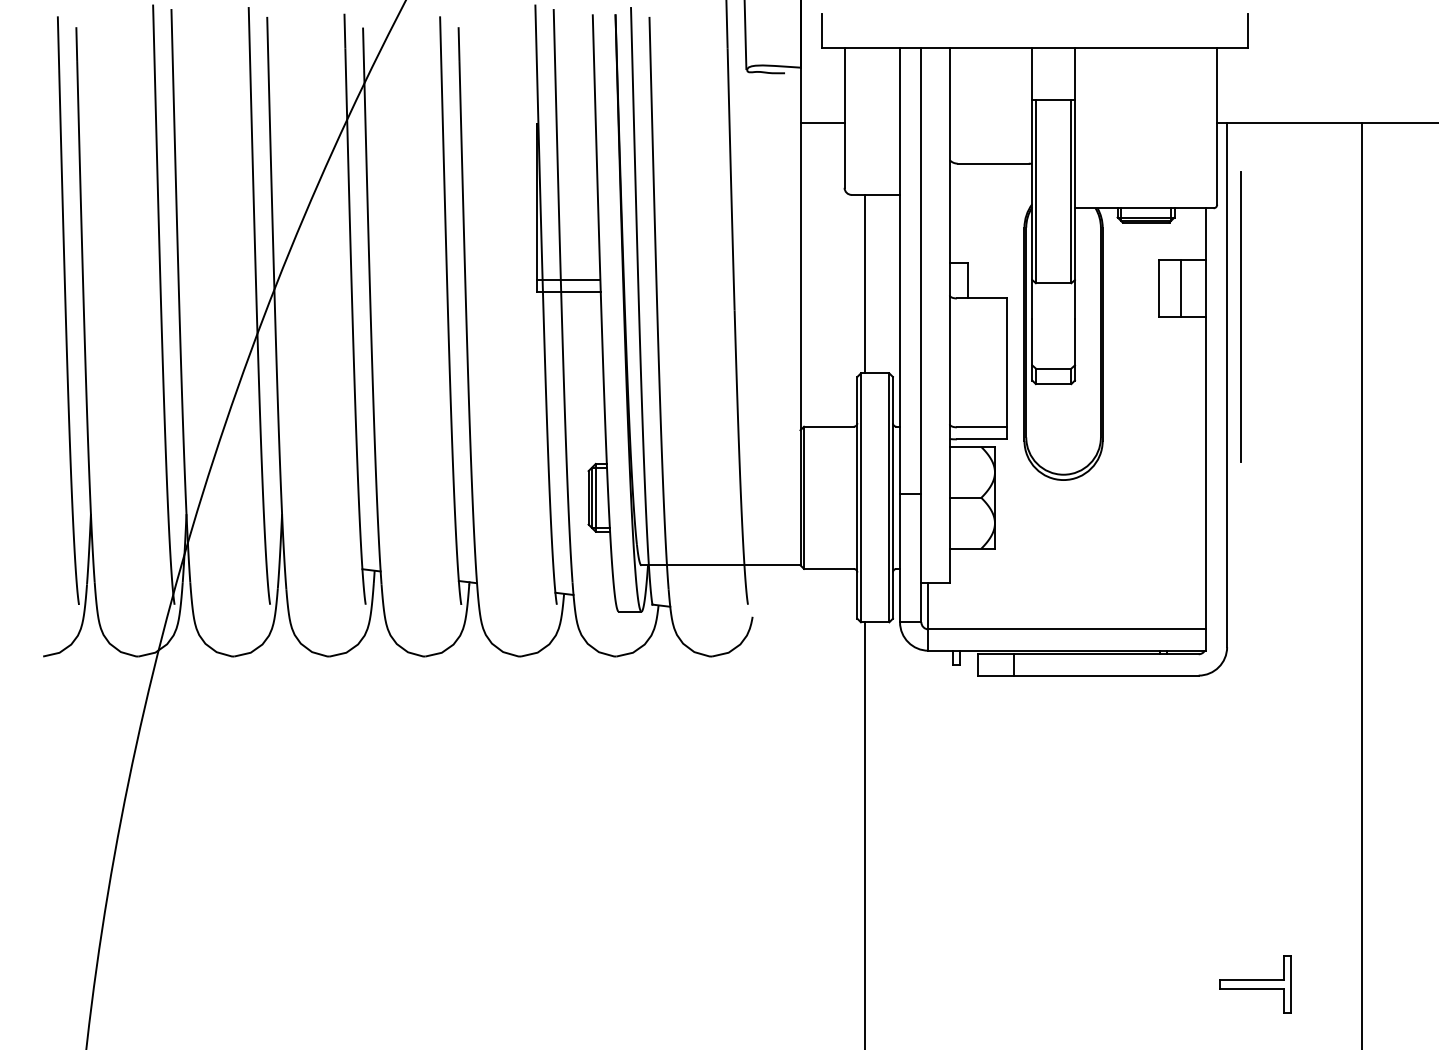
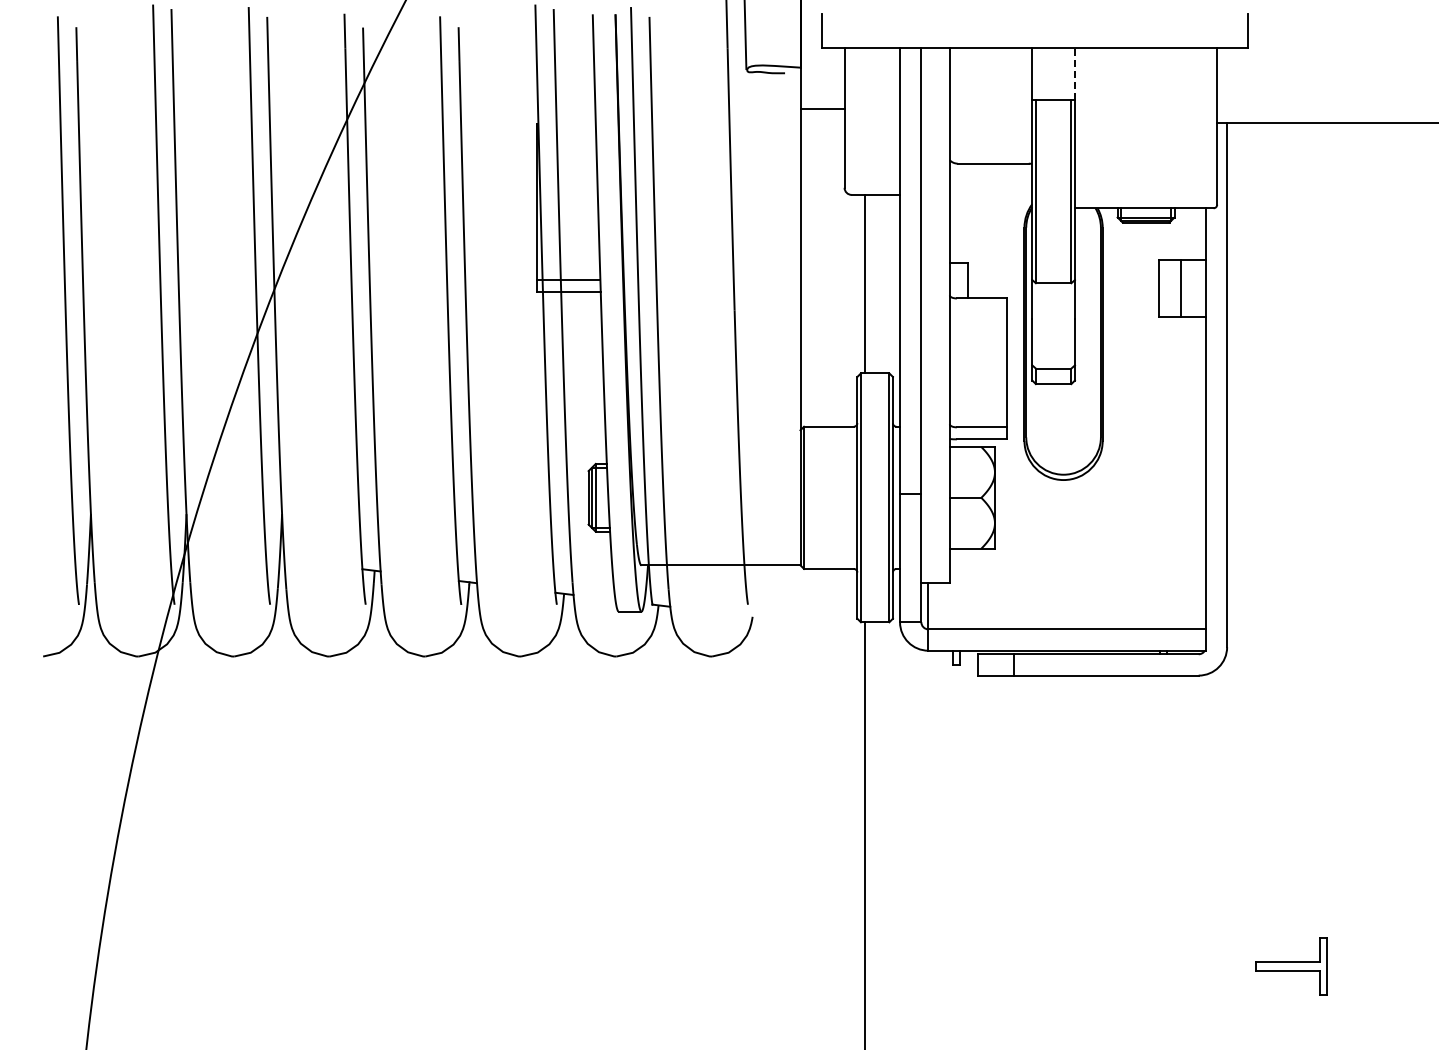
line: solid -> dashed (1074, 74)
line position: (822, 122) -> (822, 108) (822, 108)
line: present -> none (1240, 316)
line: present -> none (1362, 584)
part position: (1255, 984) -> (1291, 966) (1291, 966)
